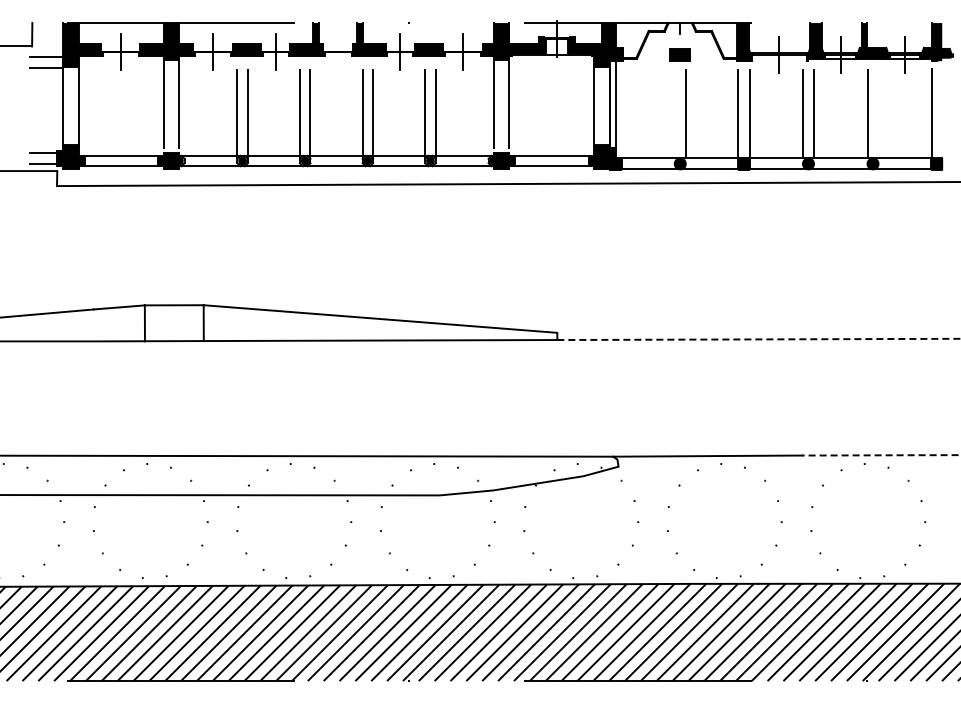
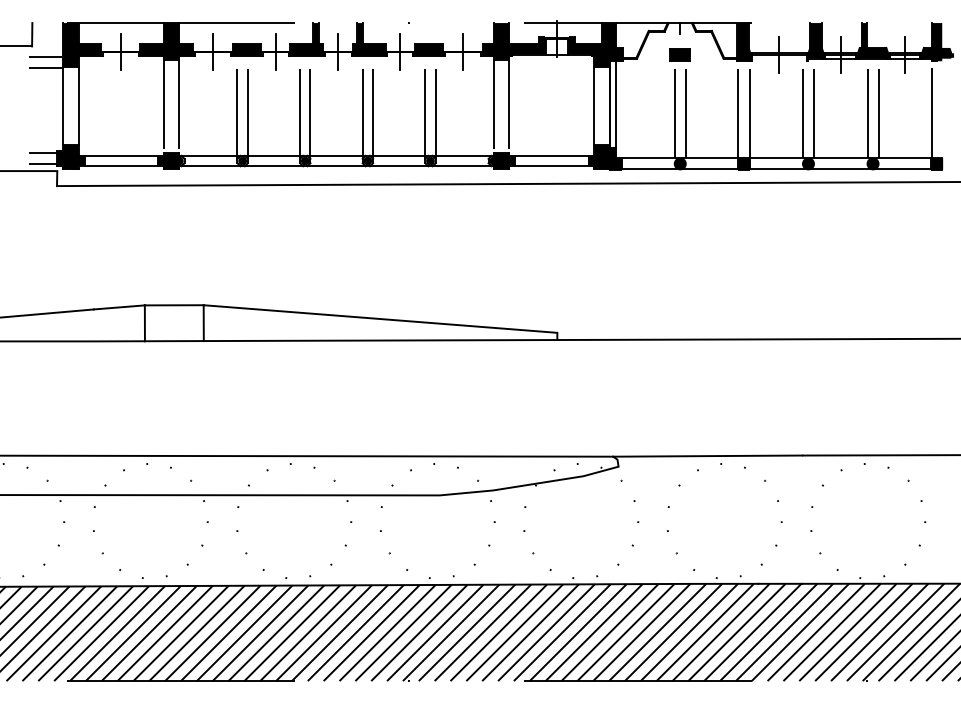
line: none -> present (338, 51)
line: none -> present (878, 108)
line: none -> present (674, 109)
line: dashed -> solid (759, 339)
line: dashed -> solid (881, 455)
